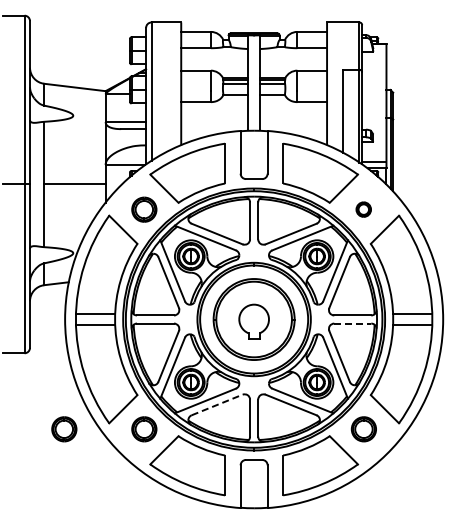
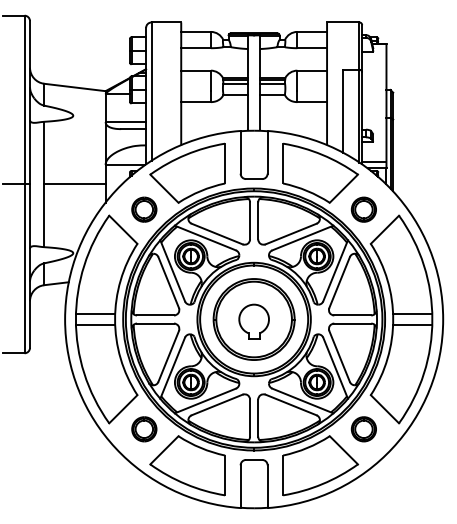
part size: 17x17 px -> 27x27 px (363, 209)
line: dashed -> solid (353, 323)
line: dashed -> solid (217, 404)
part: present -> none (64, 429)
